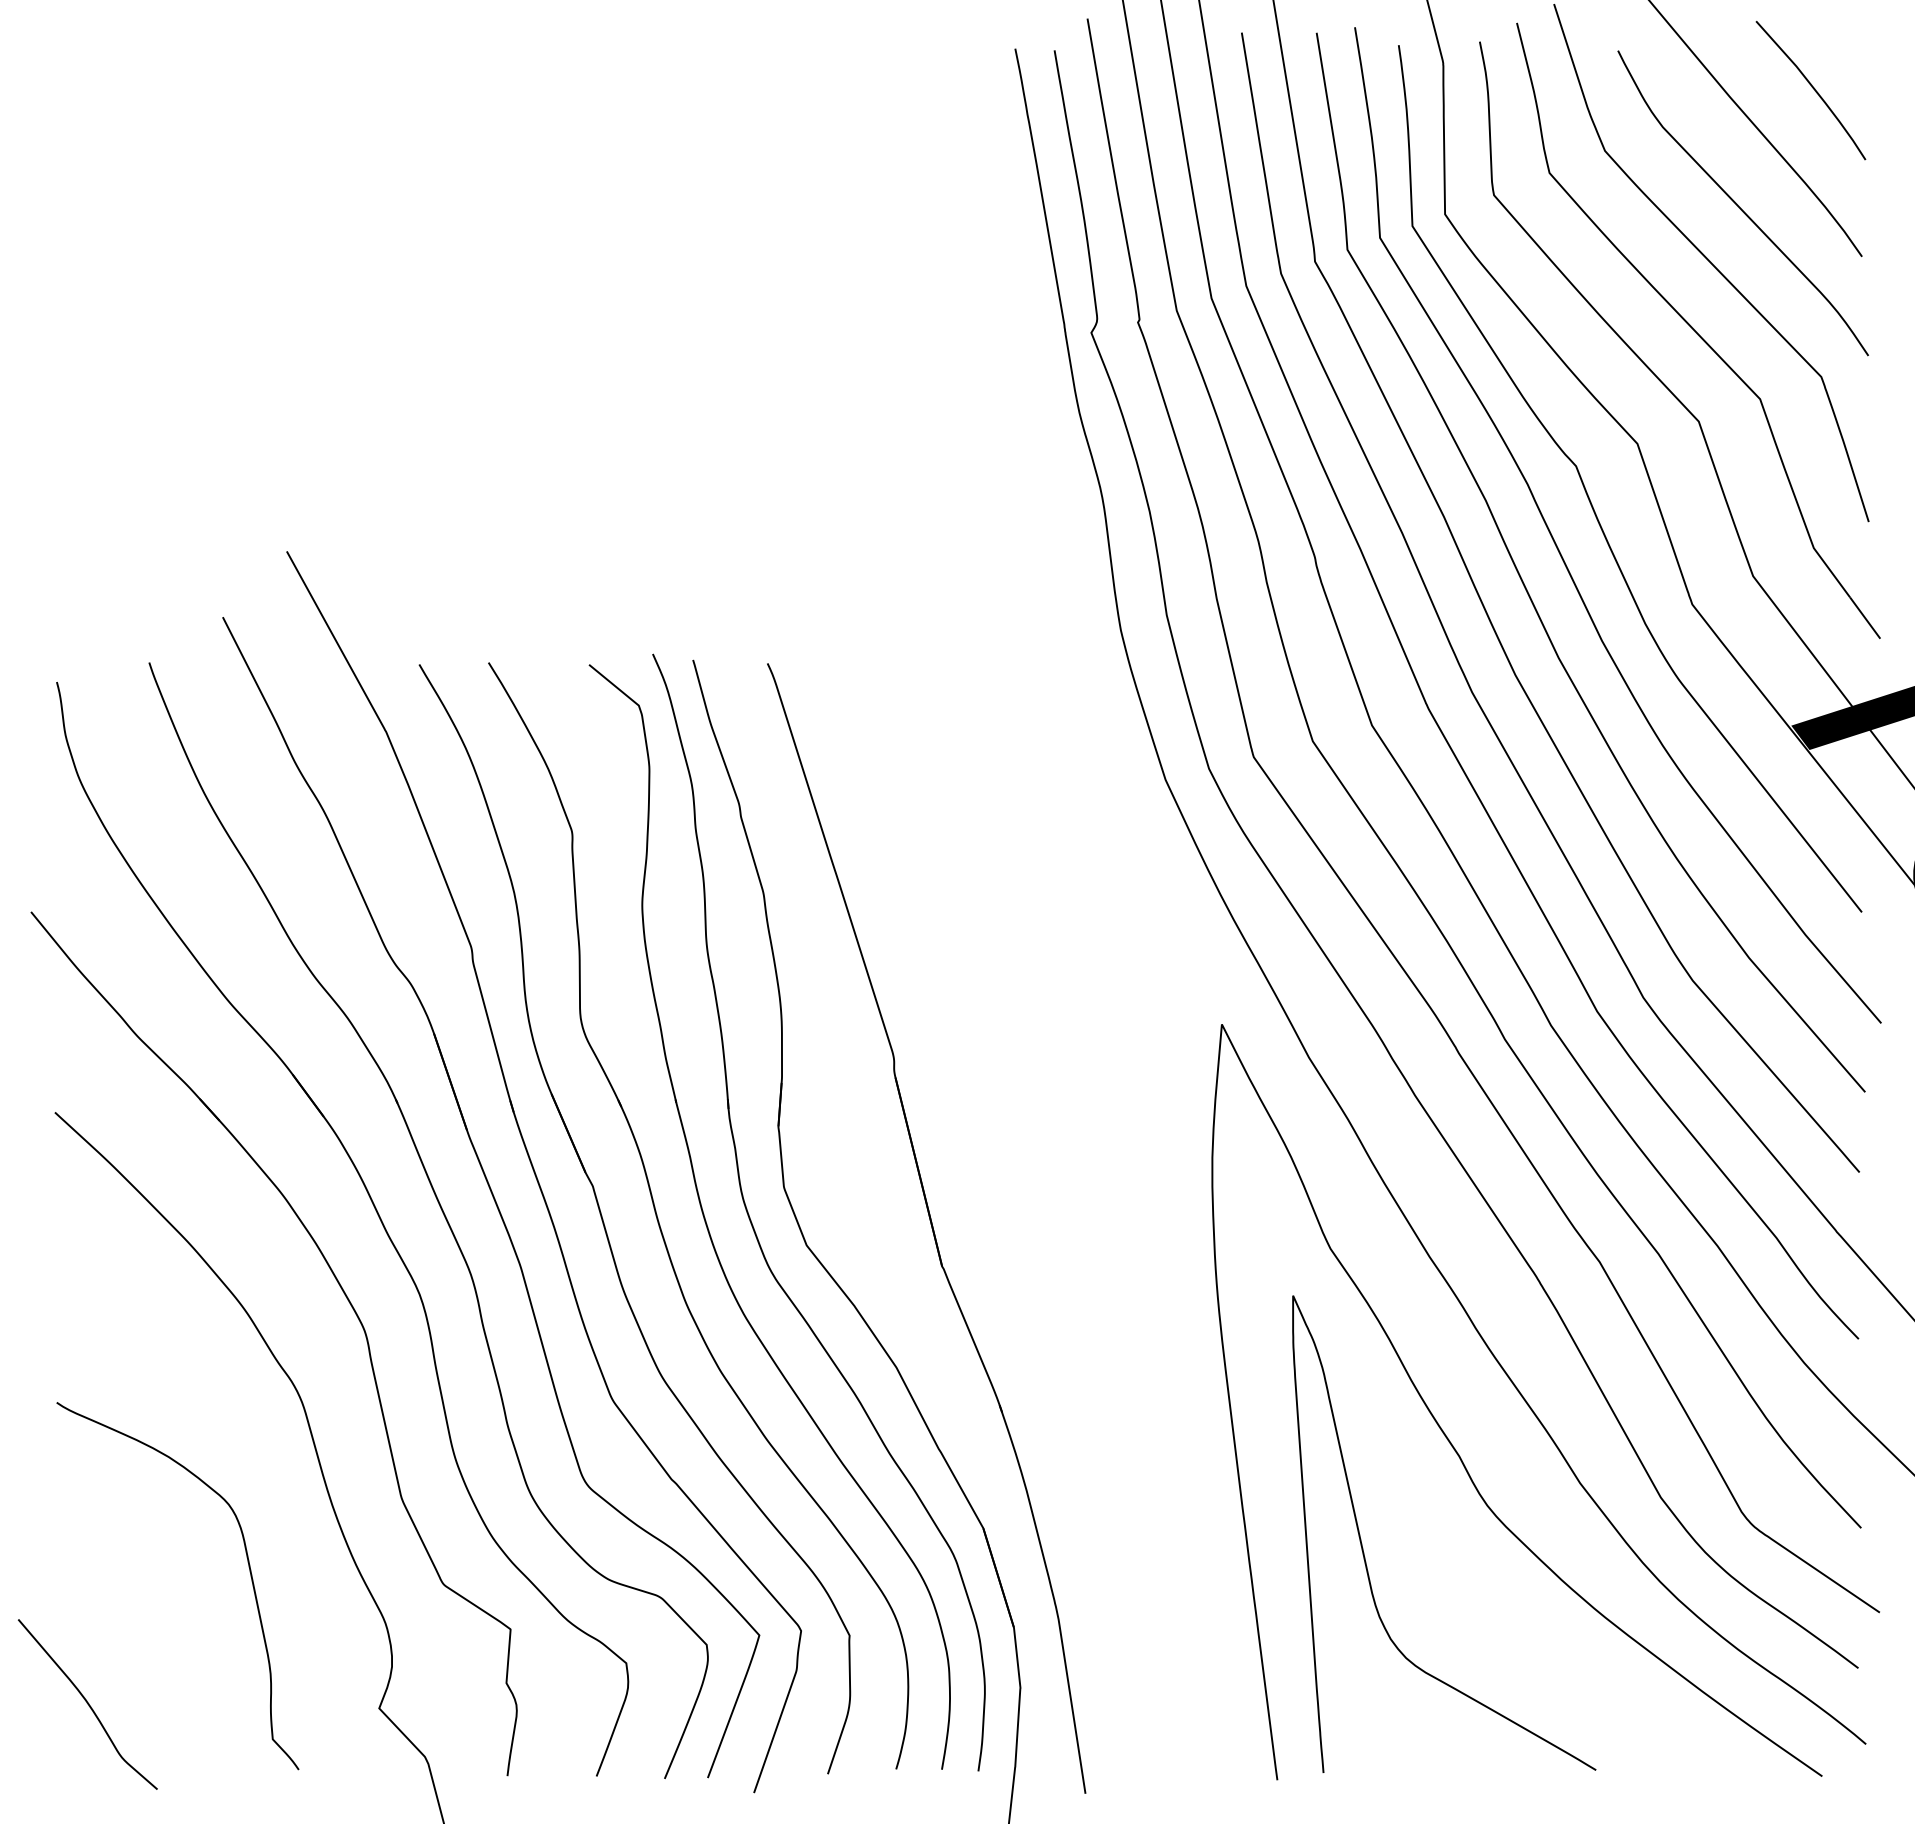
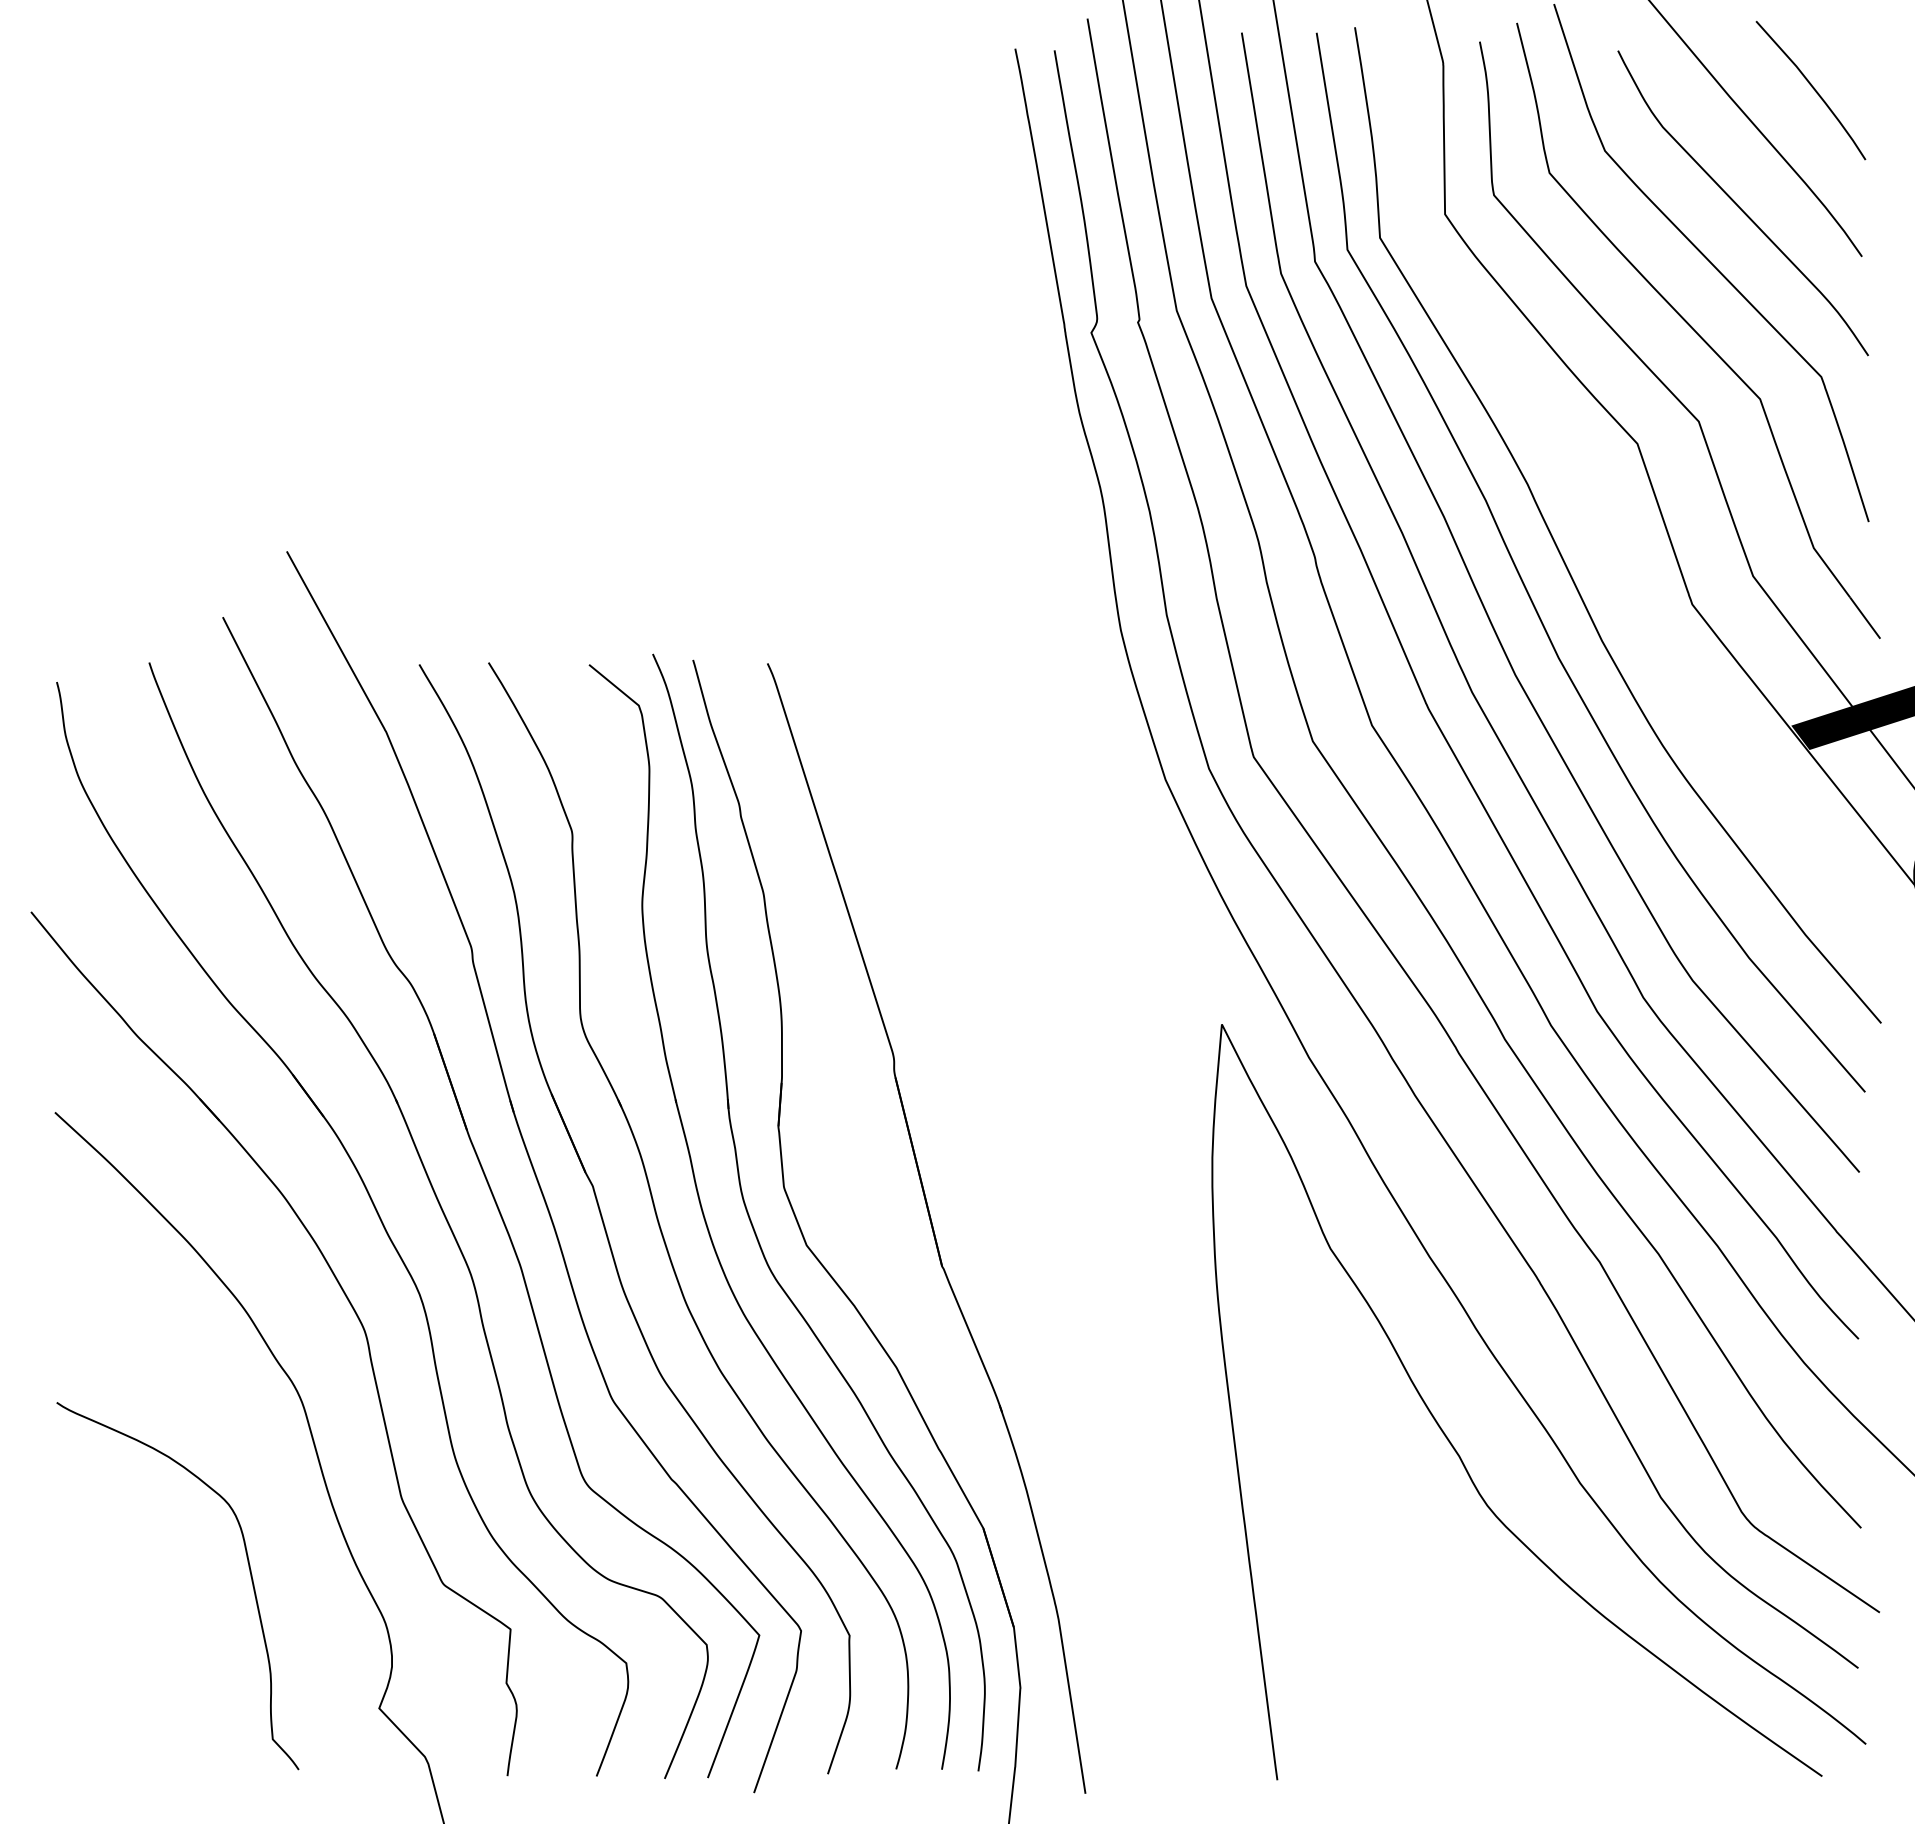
curve: present -> none (1588, 494)
curve: present -> none (1364, 1552)
curve: present -> none (87, 1704)
